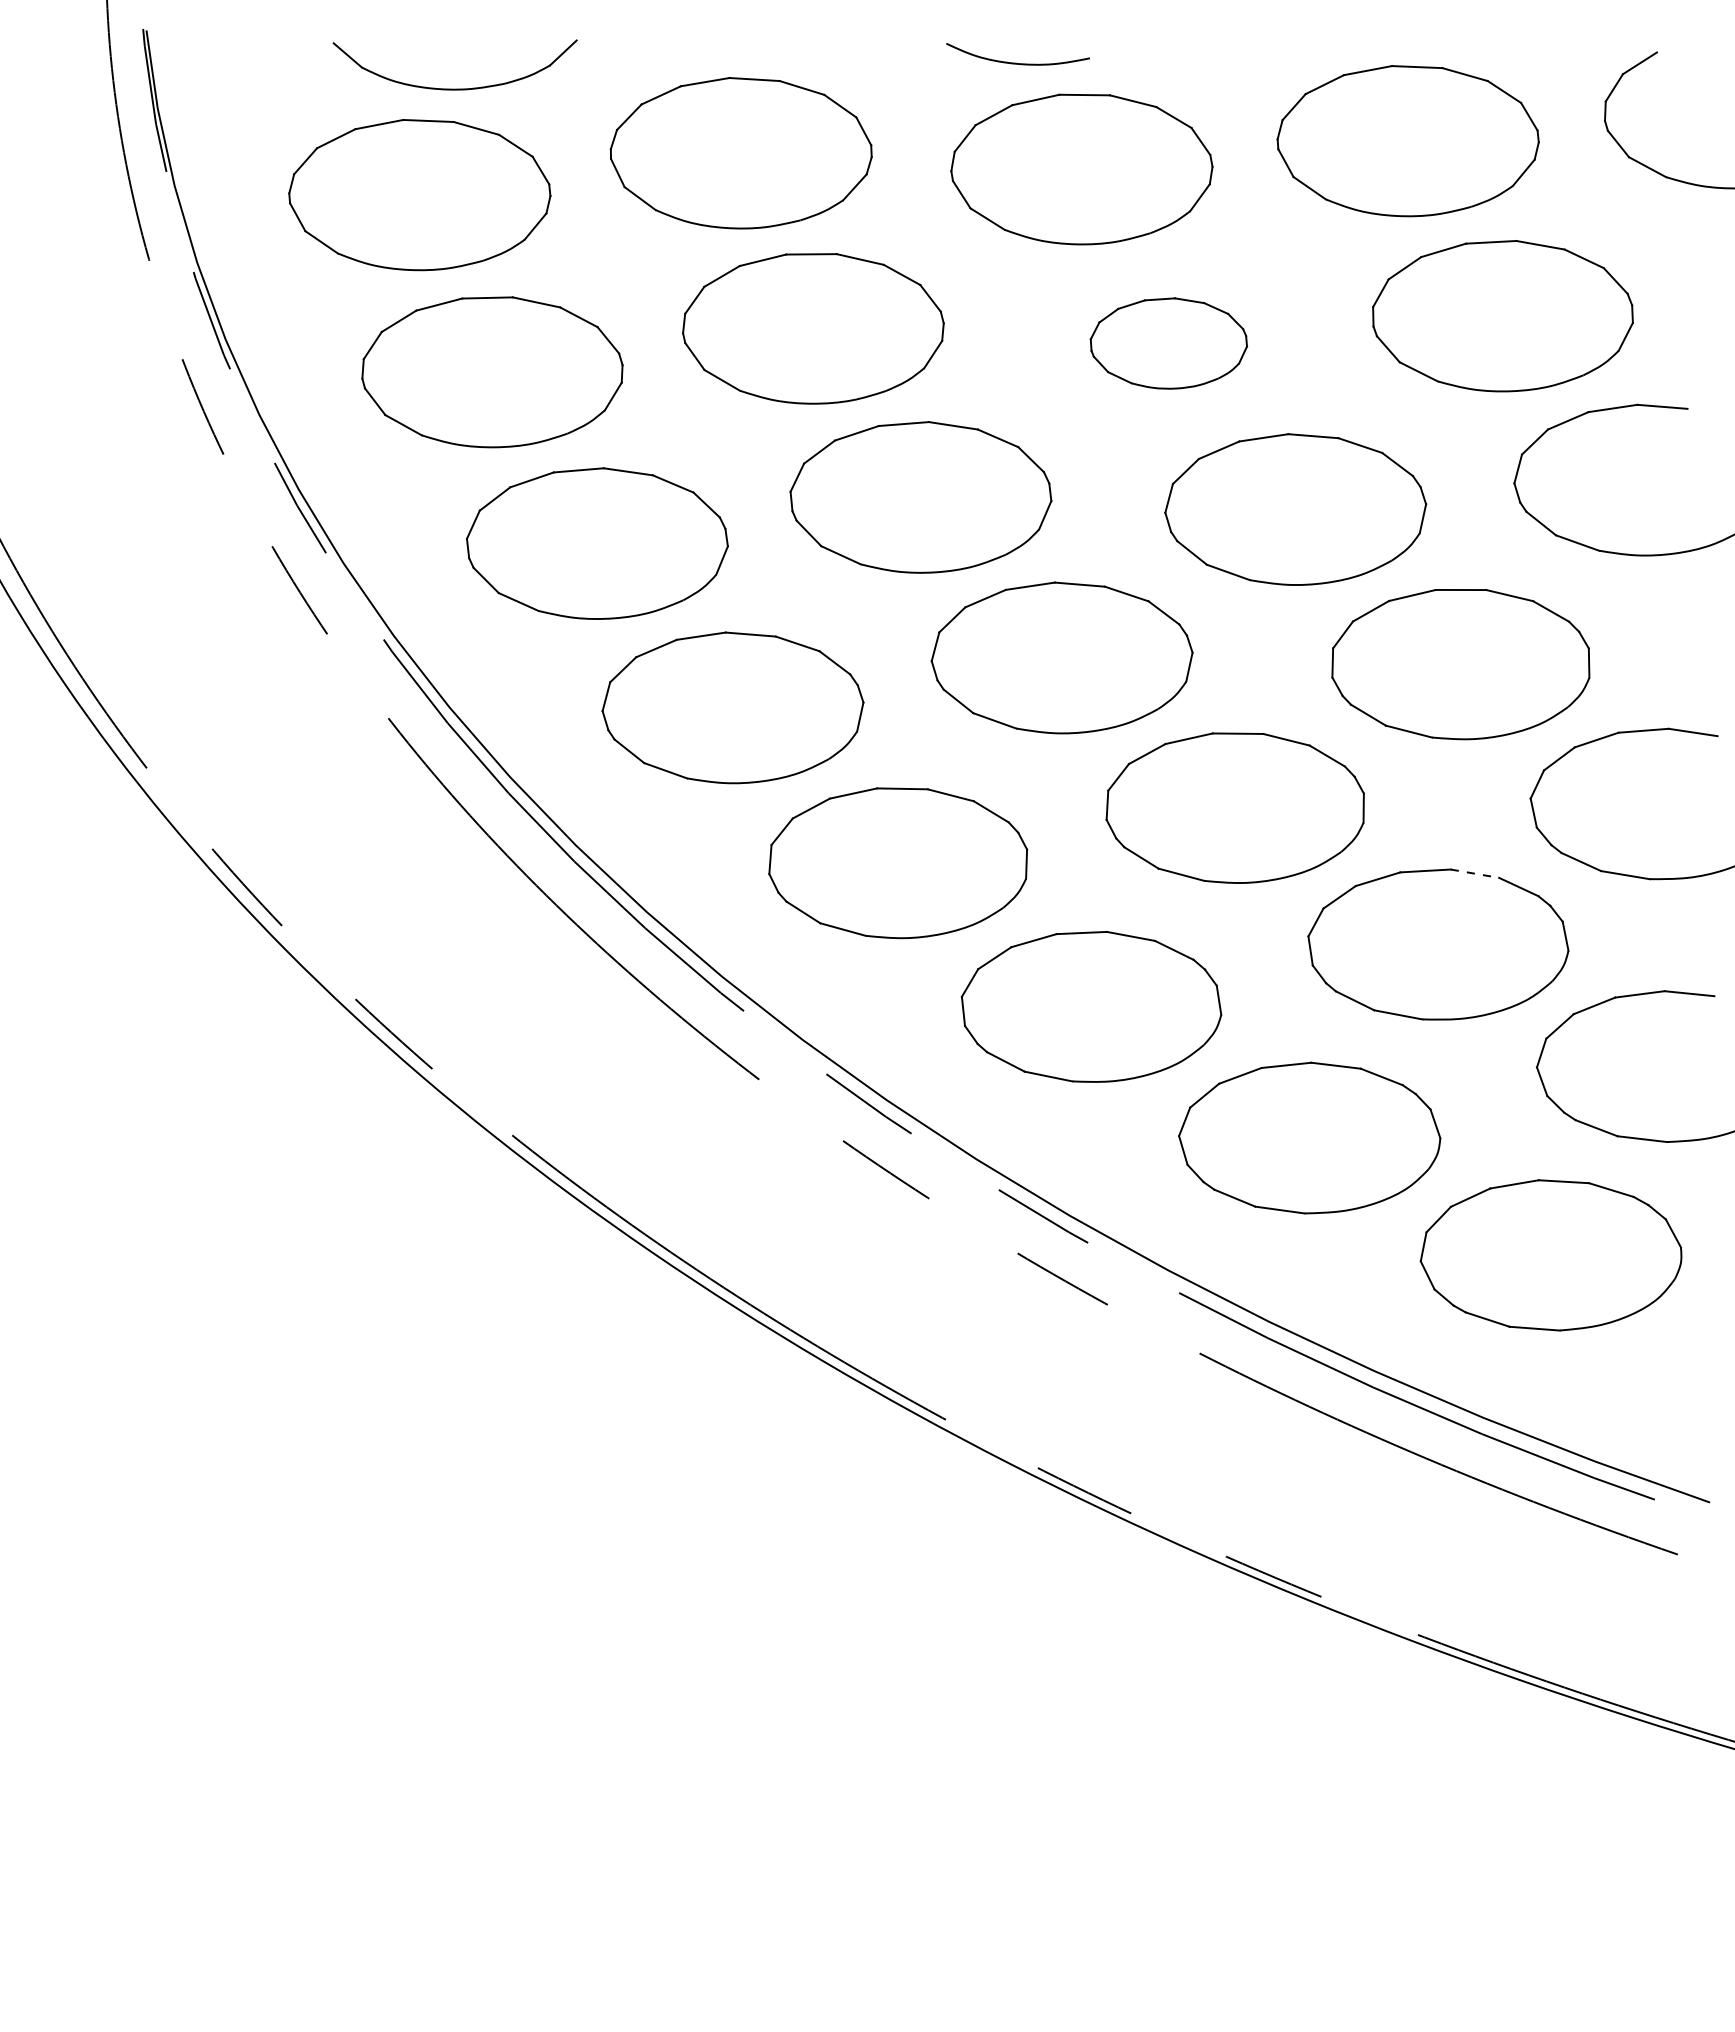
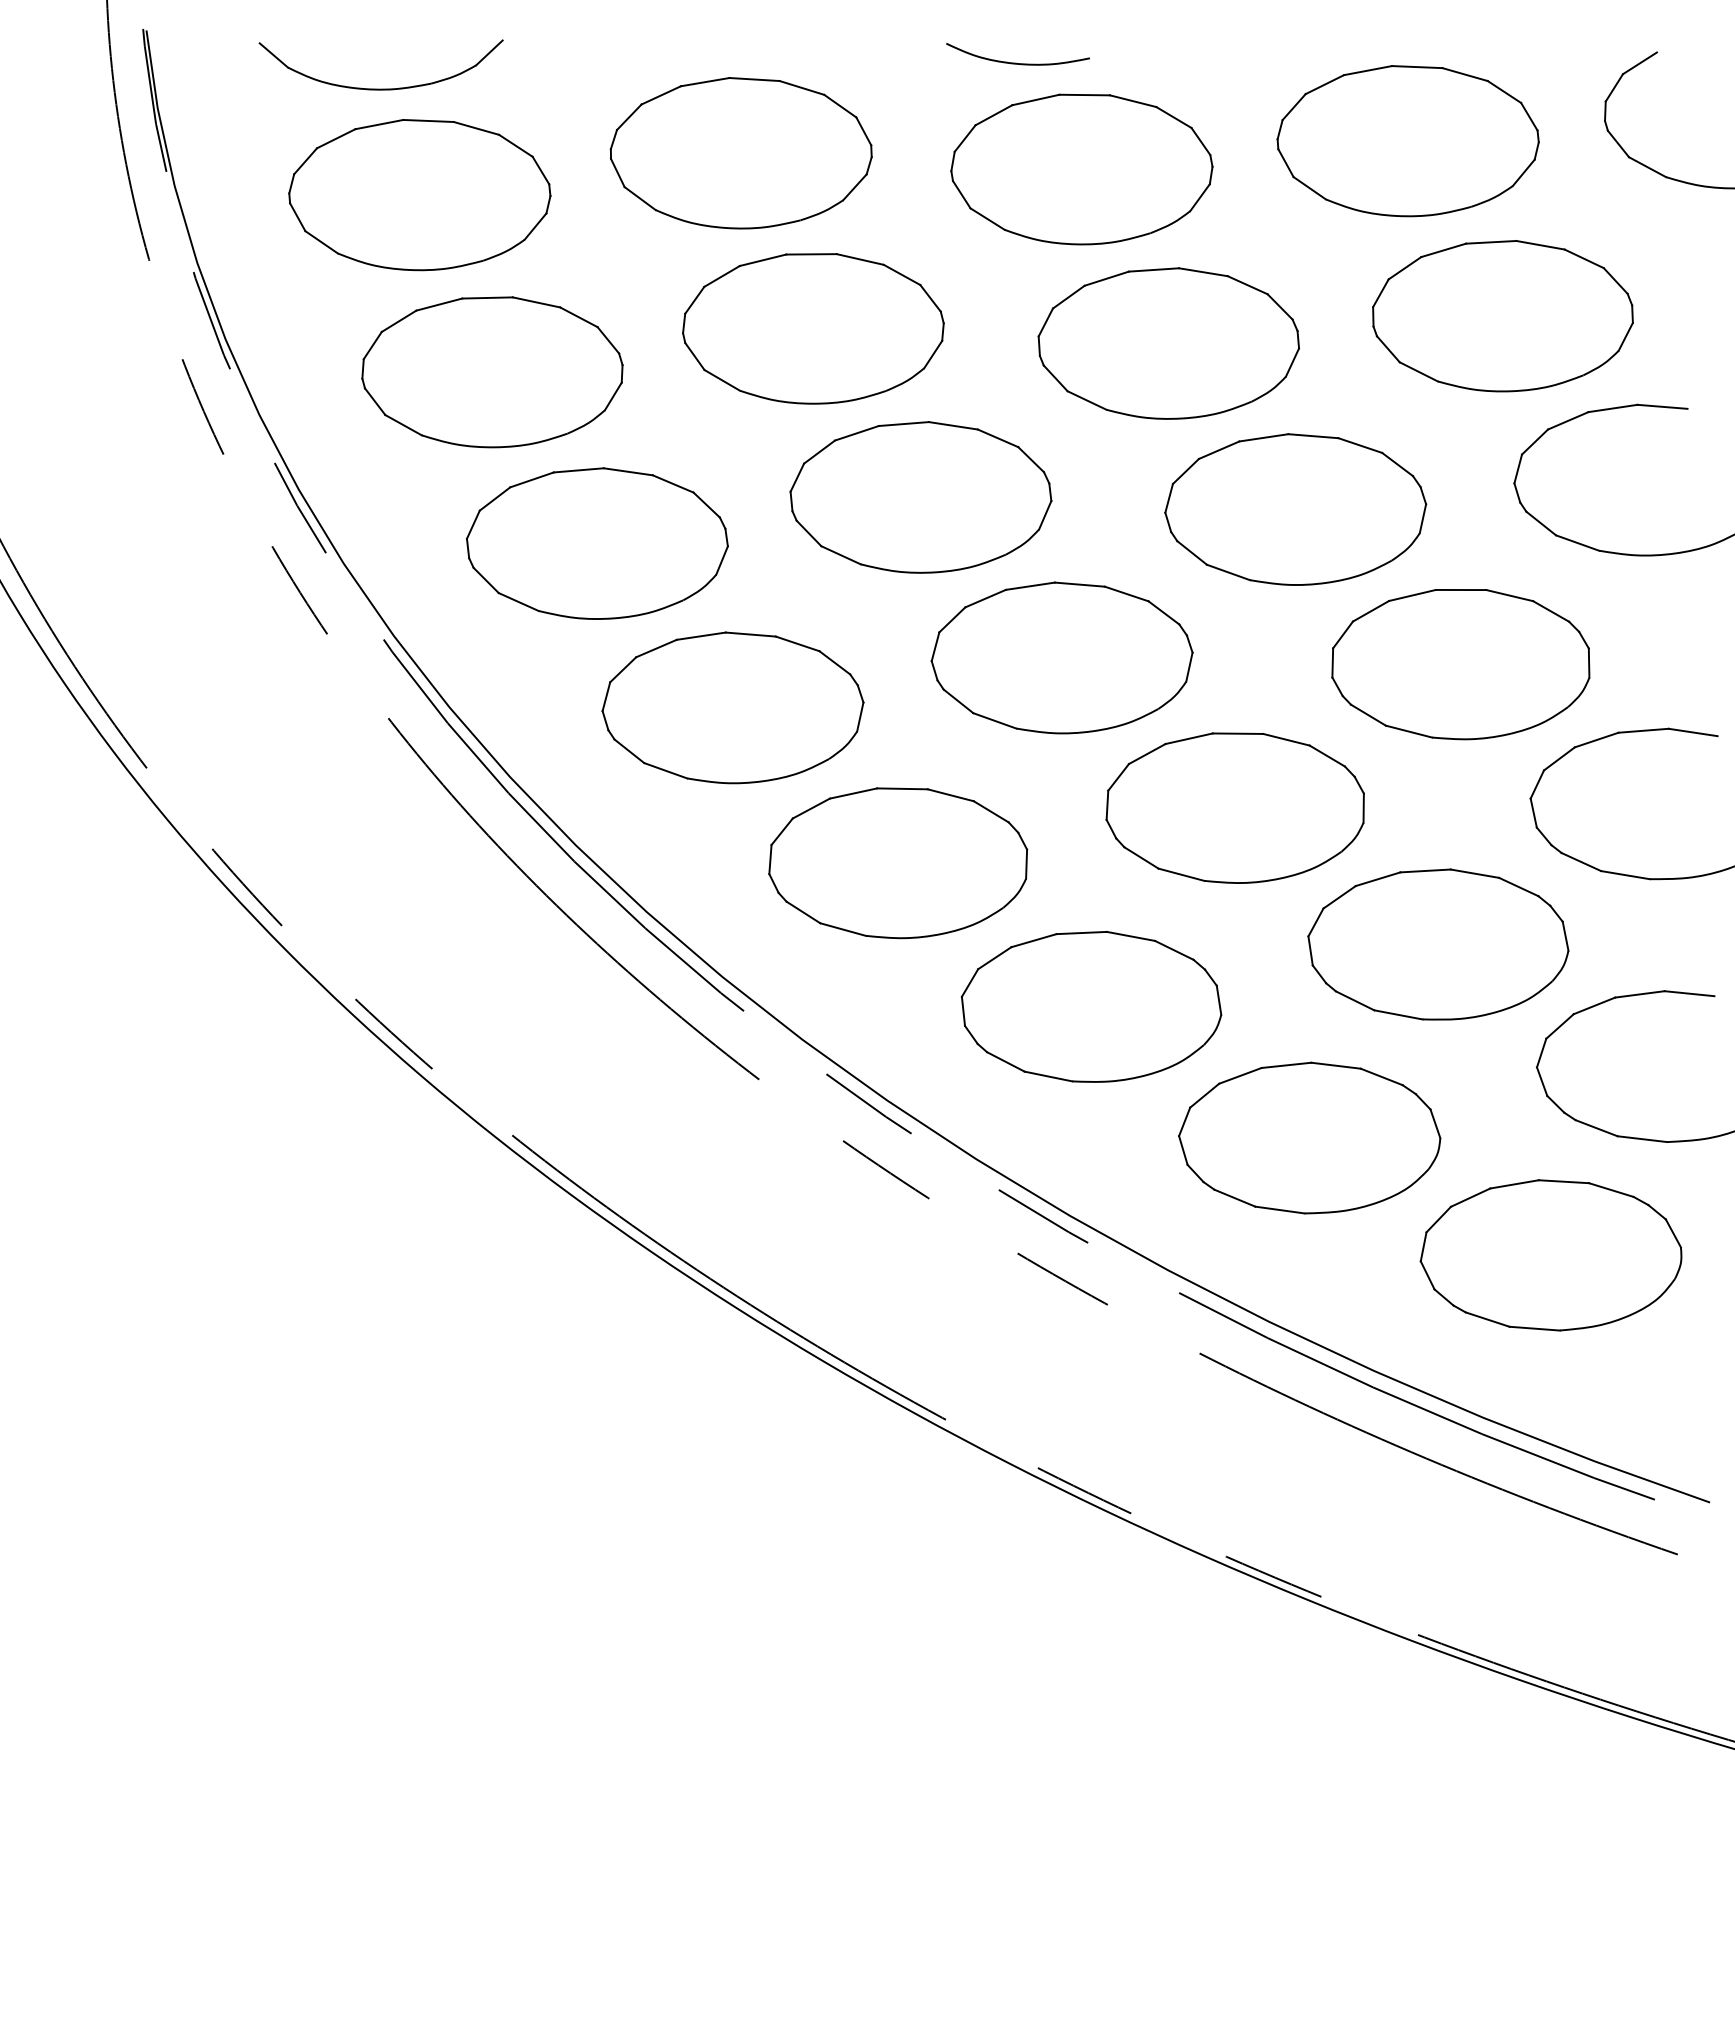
part position: (454, 88) -> (380, 88) (380, 88)
part size: 159x93 px -> 264x153 px (1168, 343)
line: dashed -> solid (1474, 873)
